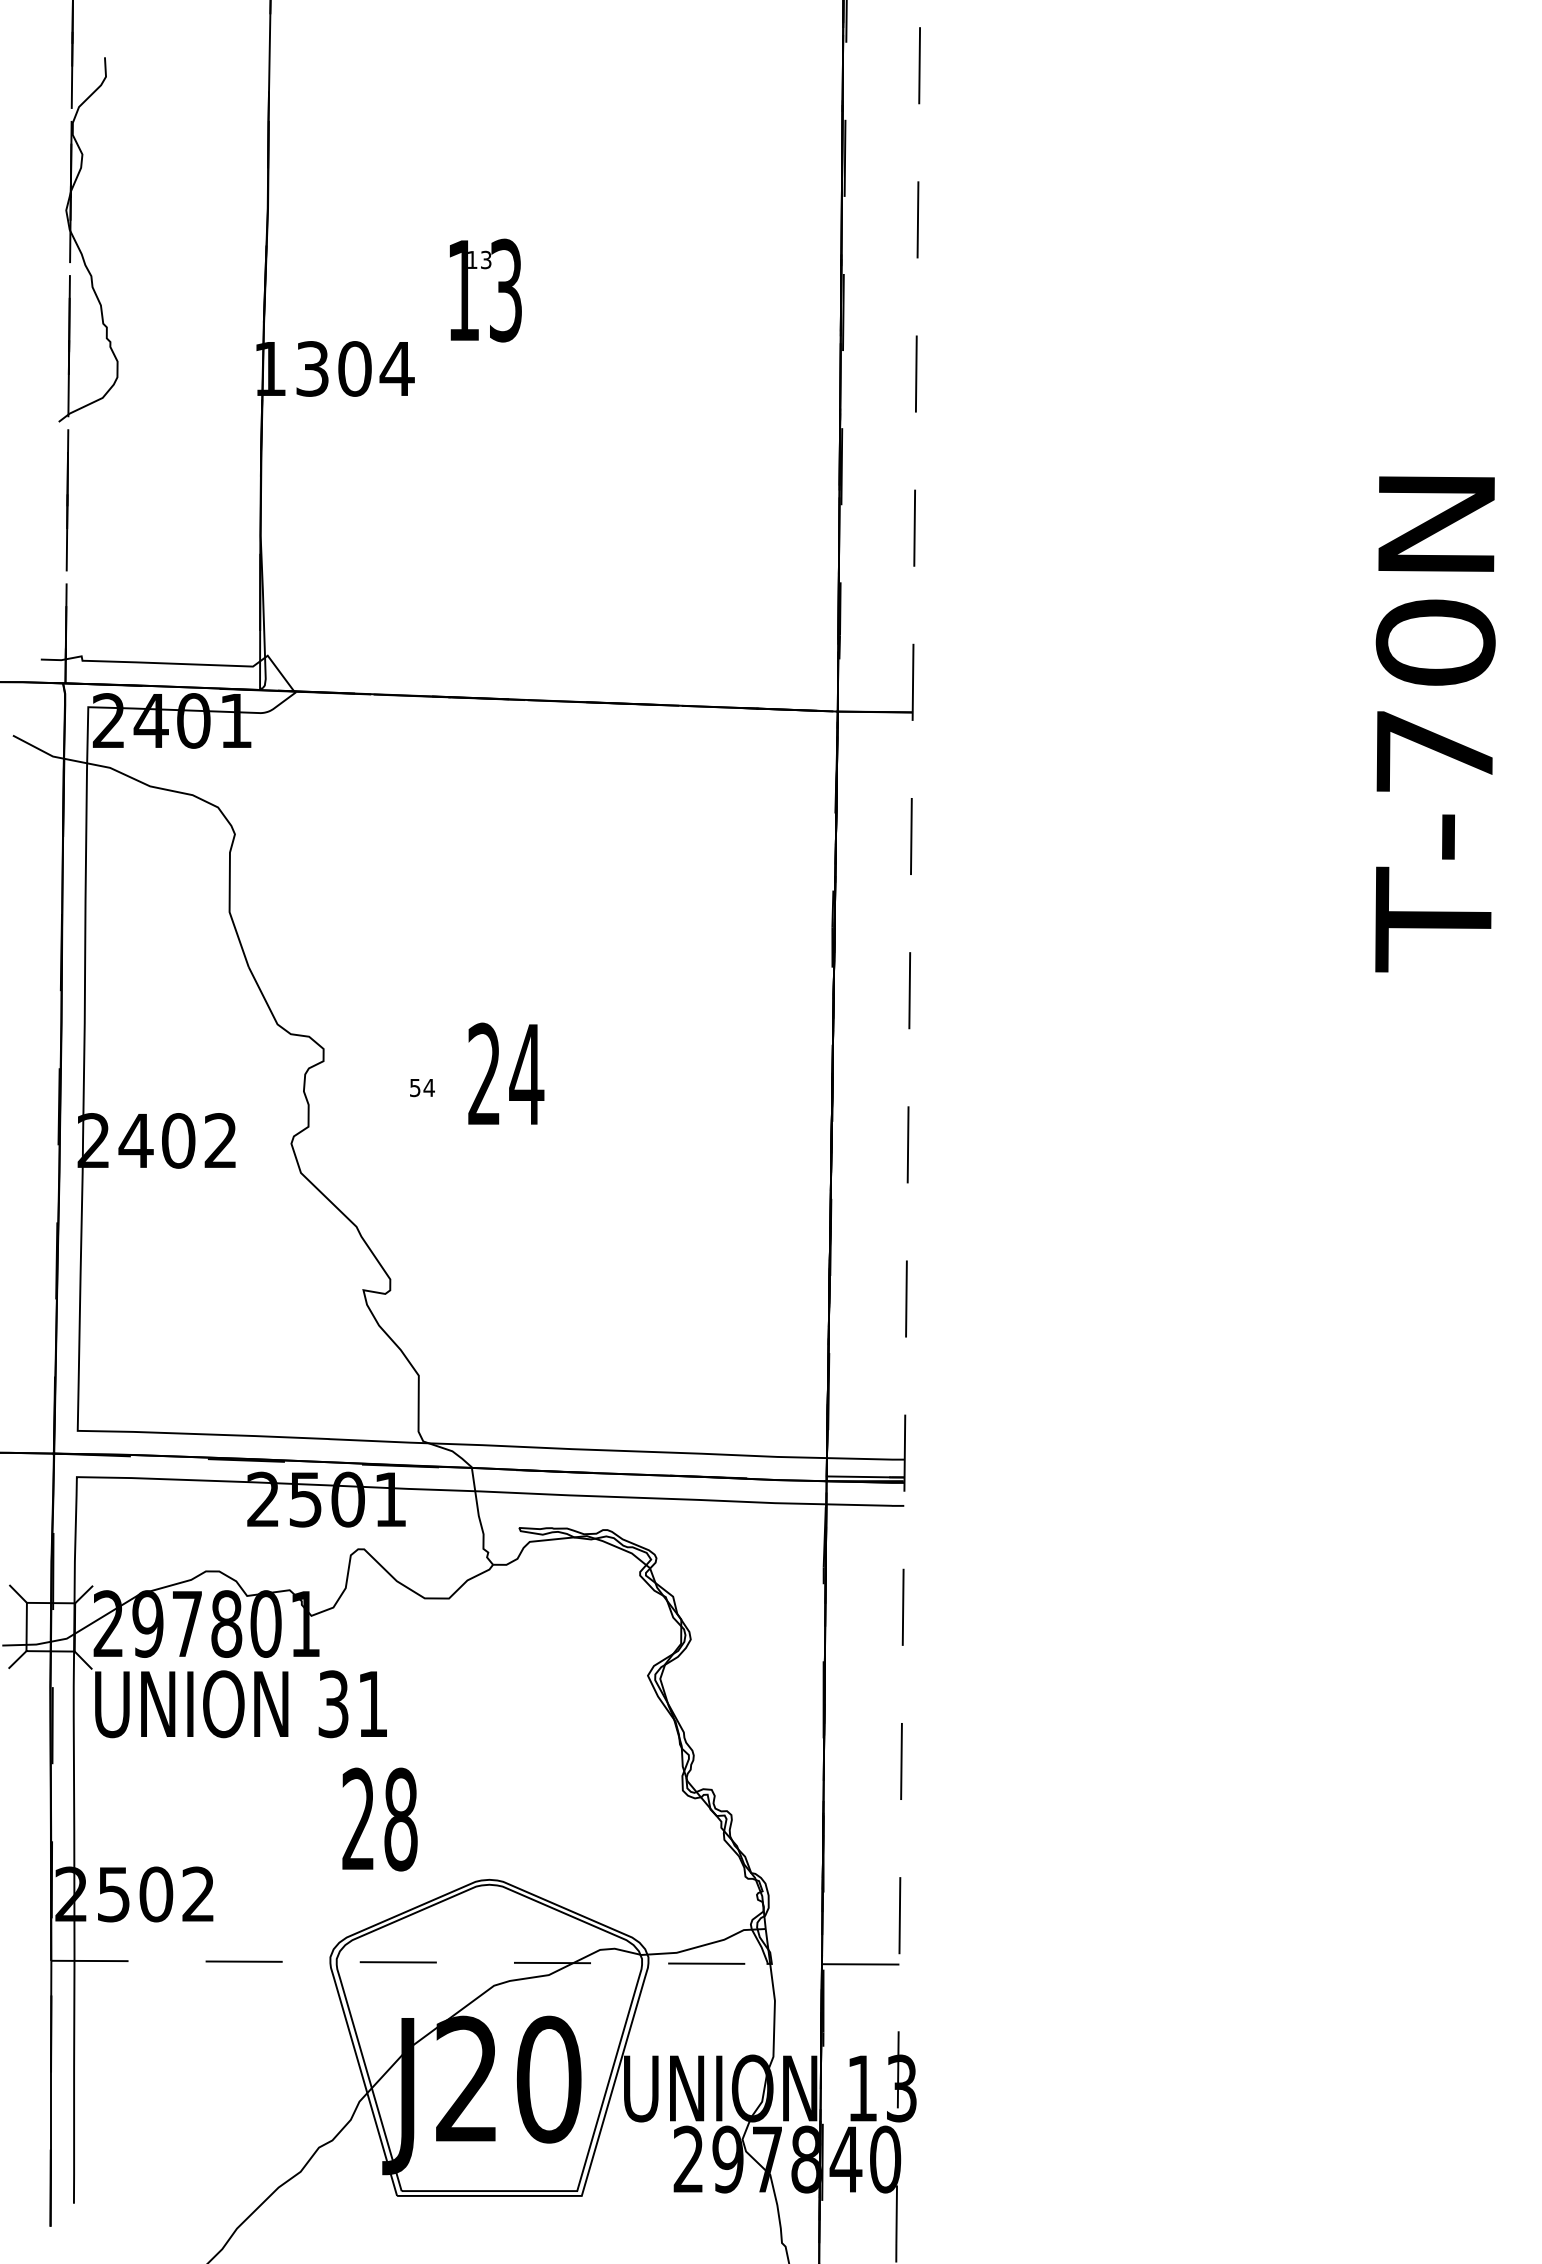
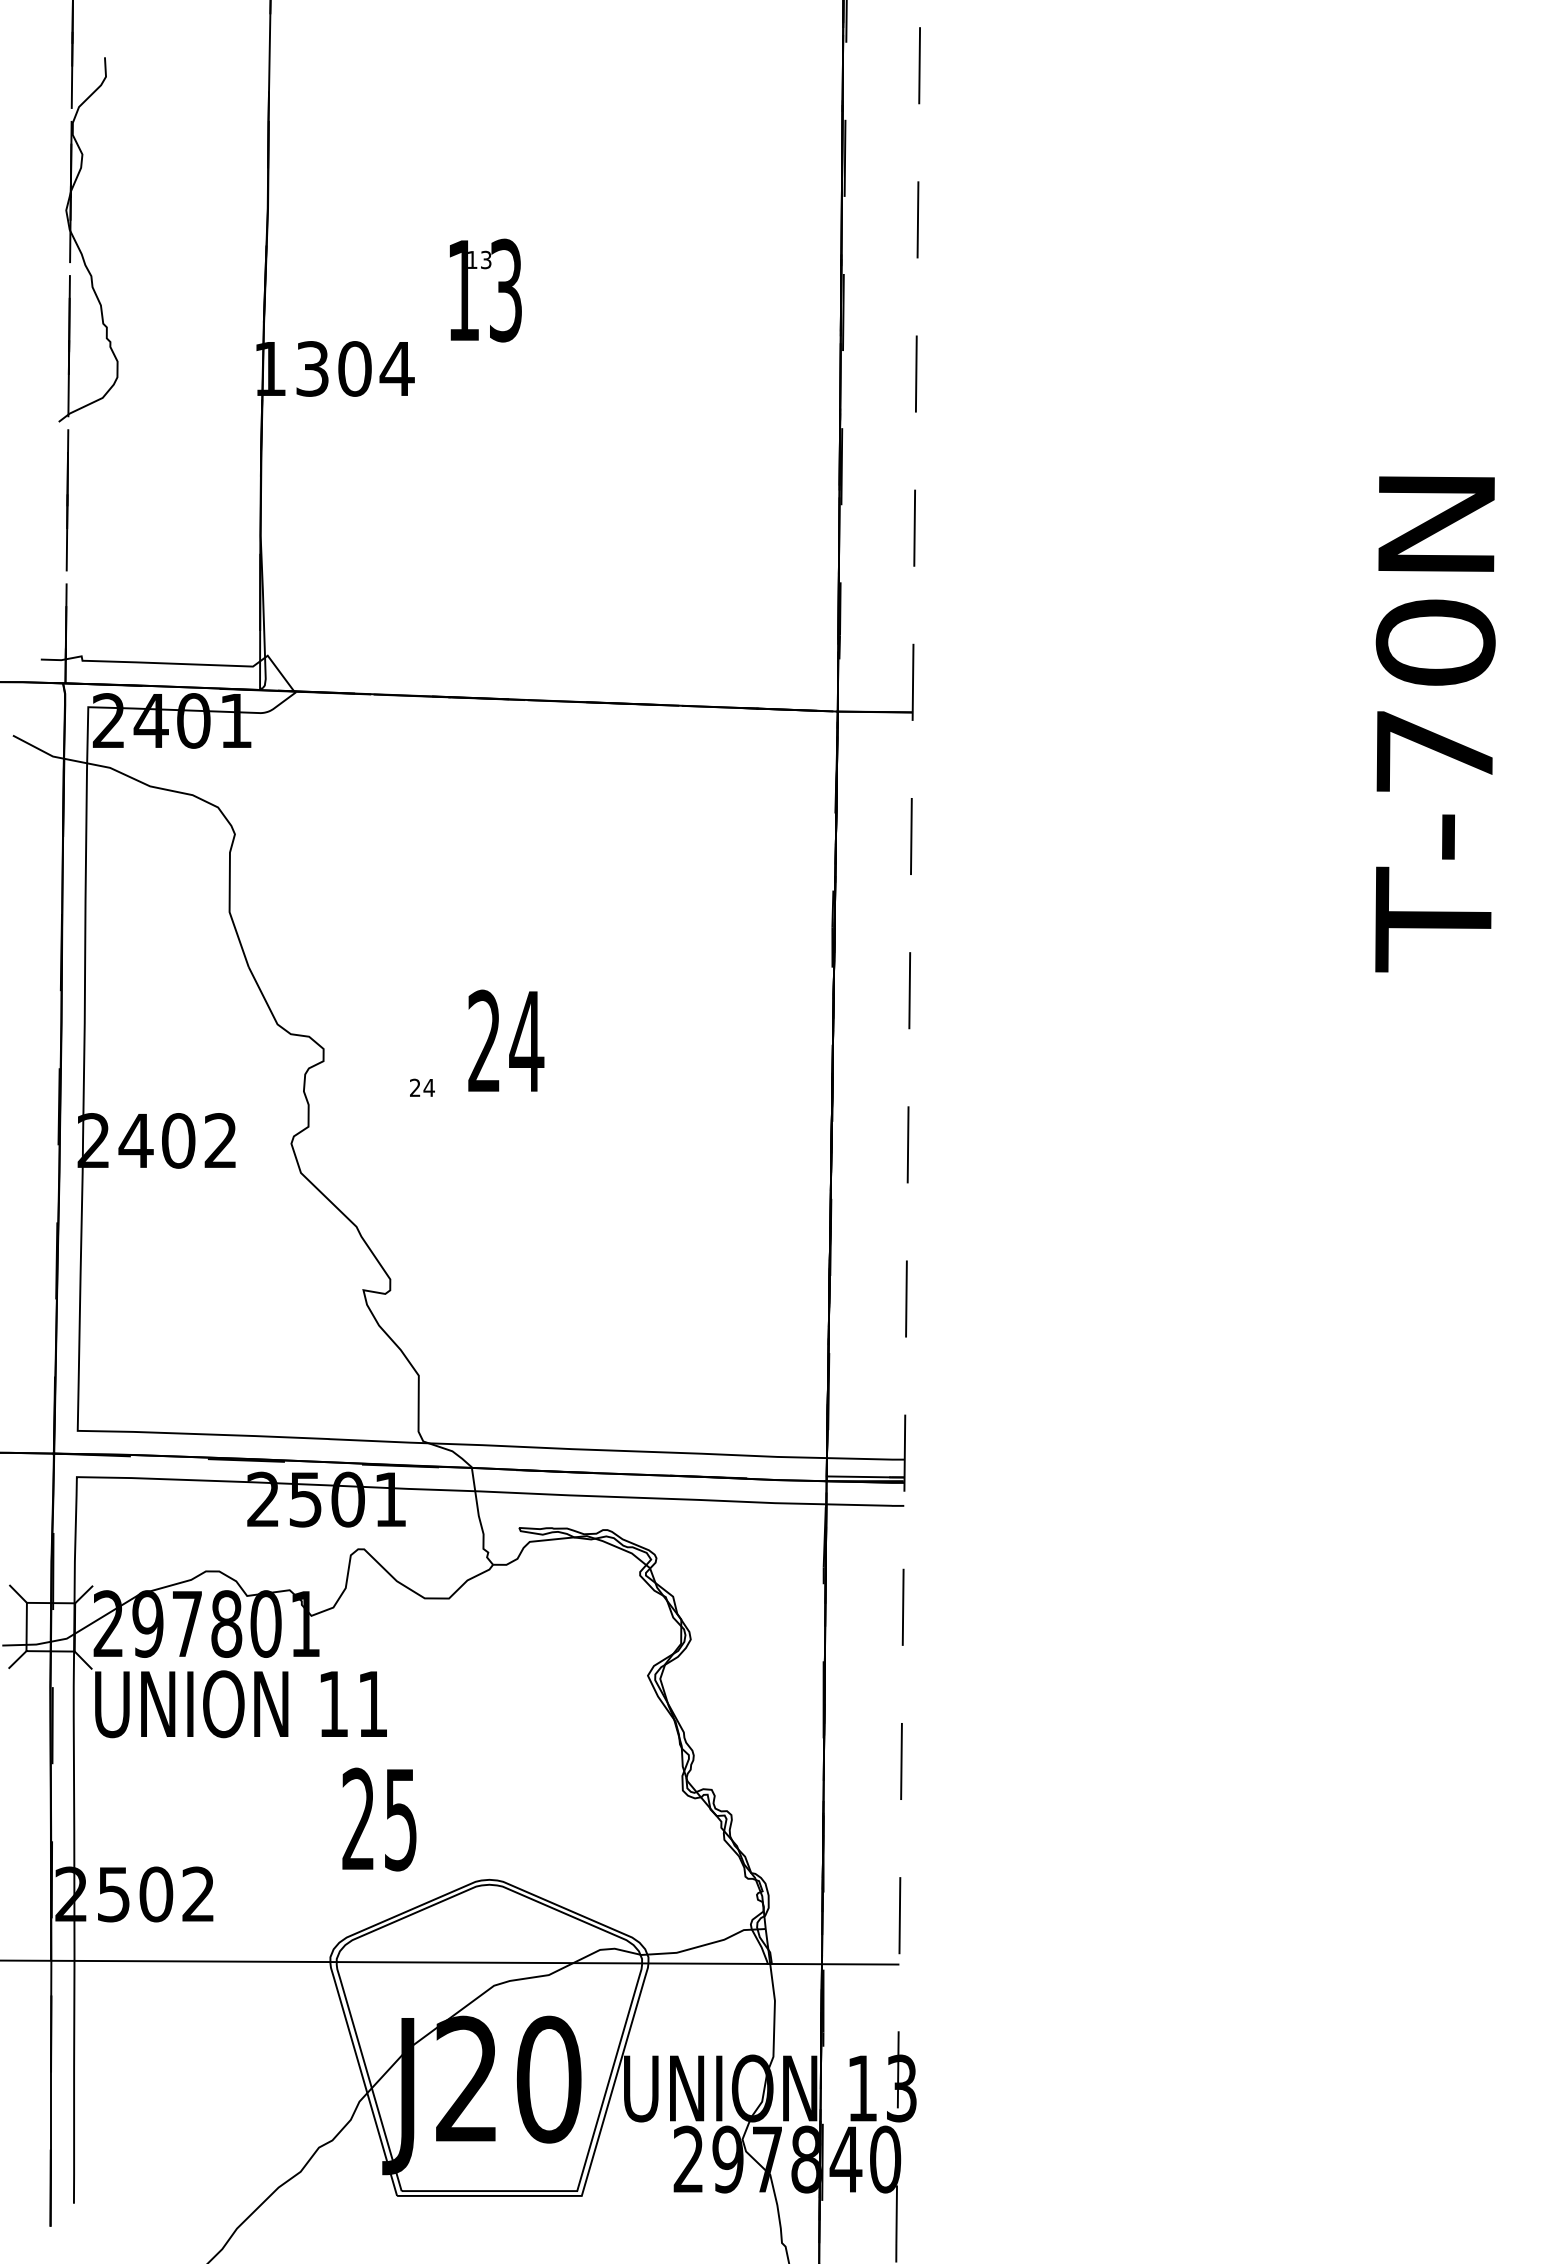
text position: (506, 1073) -> (506, 1040) (506, 1040)
text: 54 -> 24 (415, 1087)
text: 31 -> 11 (333, 1704)
text: 28 -> 25 (400, 1819)
line: dashed -> solid (449, 1962)
